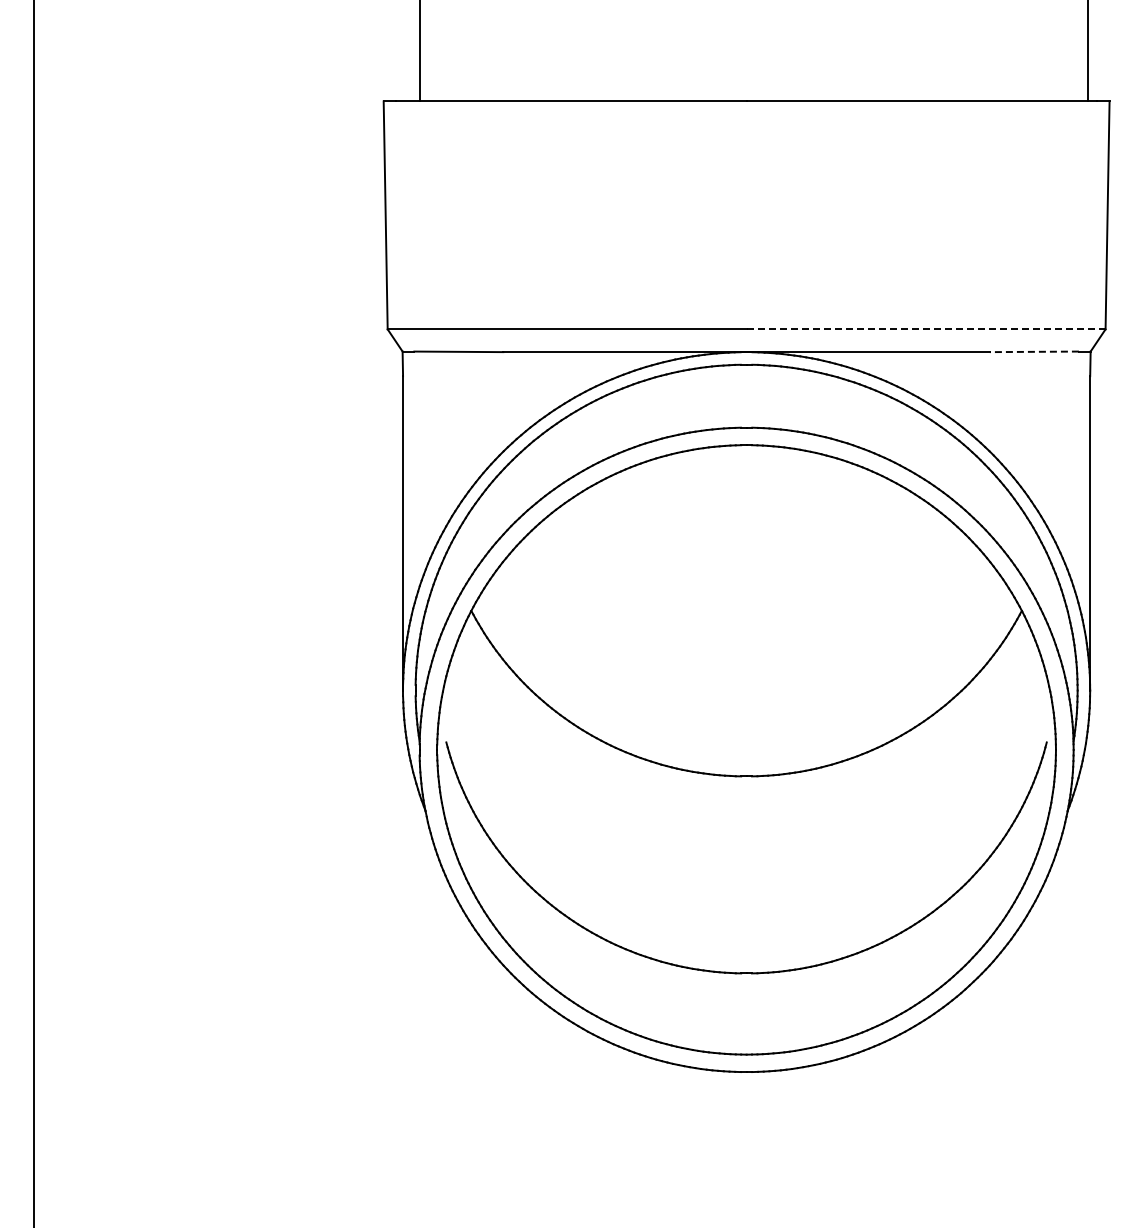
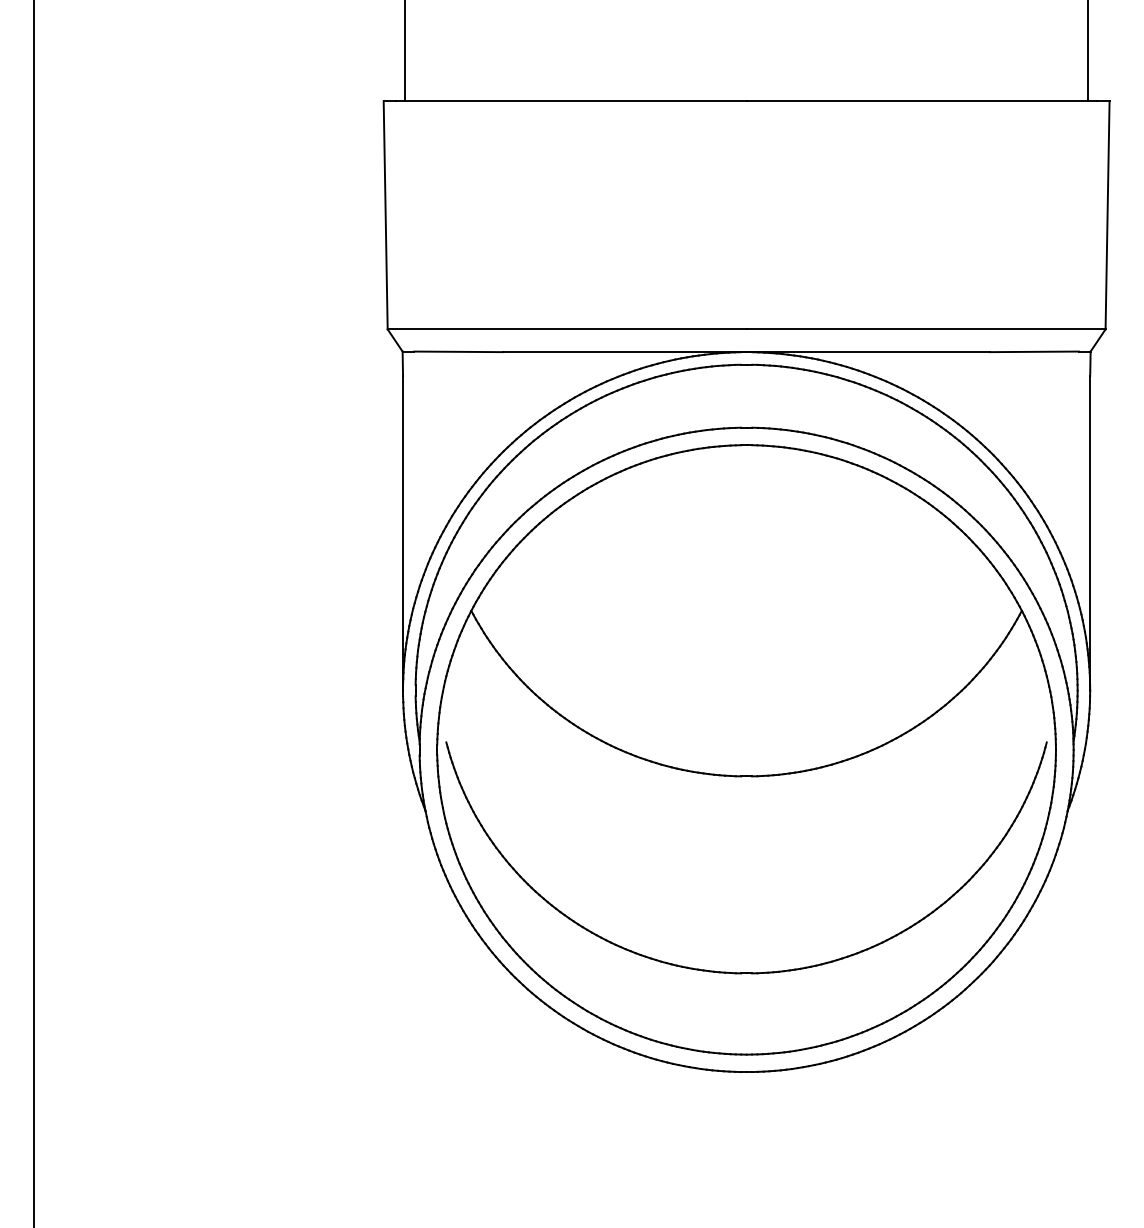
line position: (419, 51) -> (404, 51) (404, 51)
line: dashed -> solid (925, 329)
line: dashed -> solid (1034, 351)
